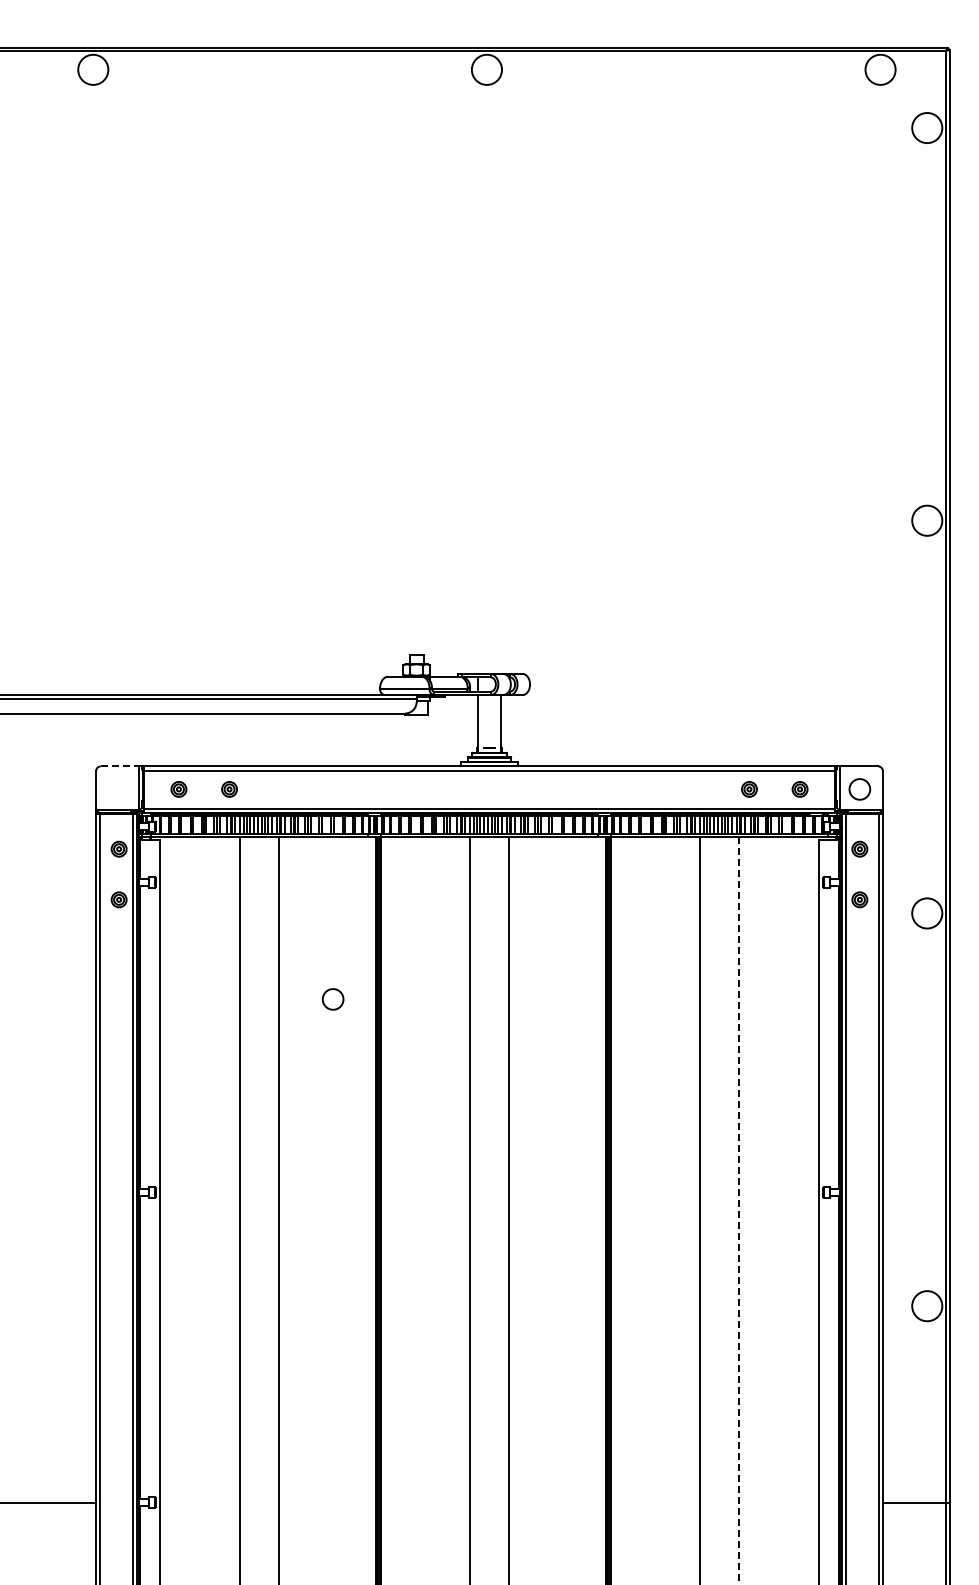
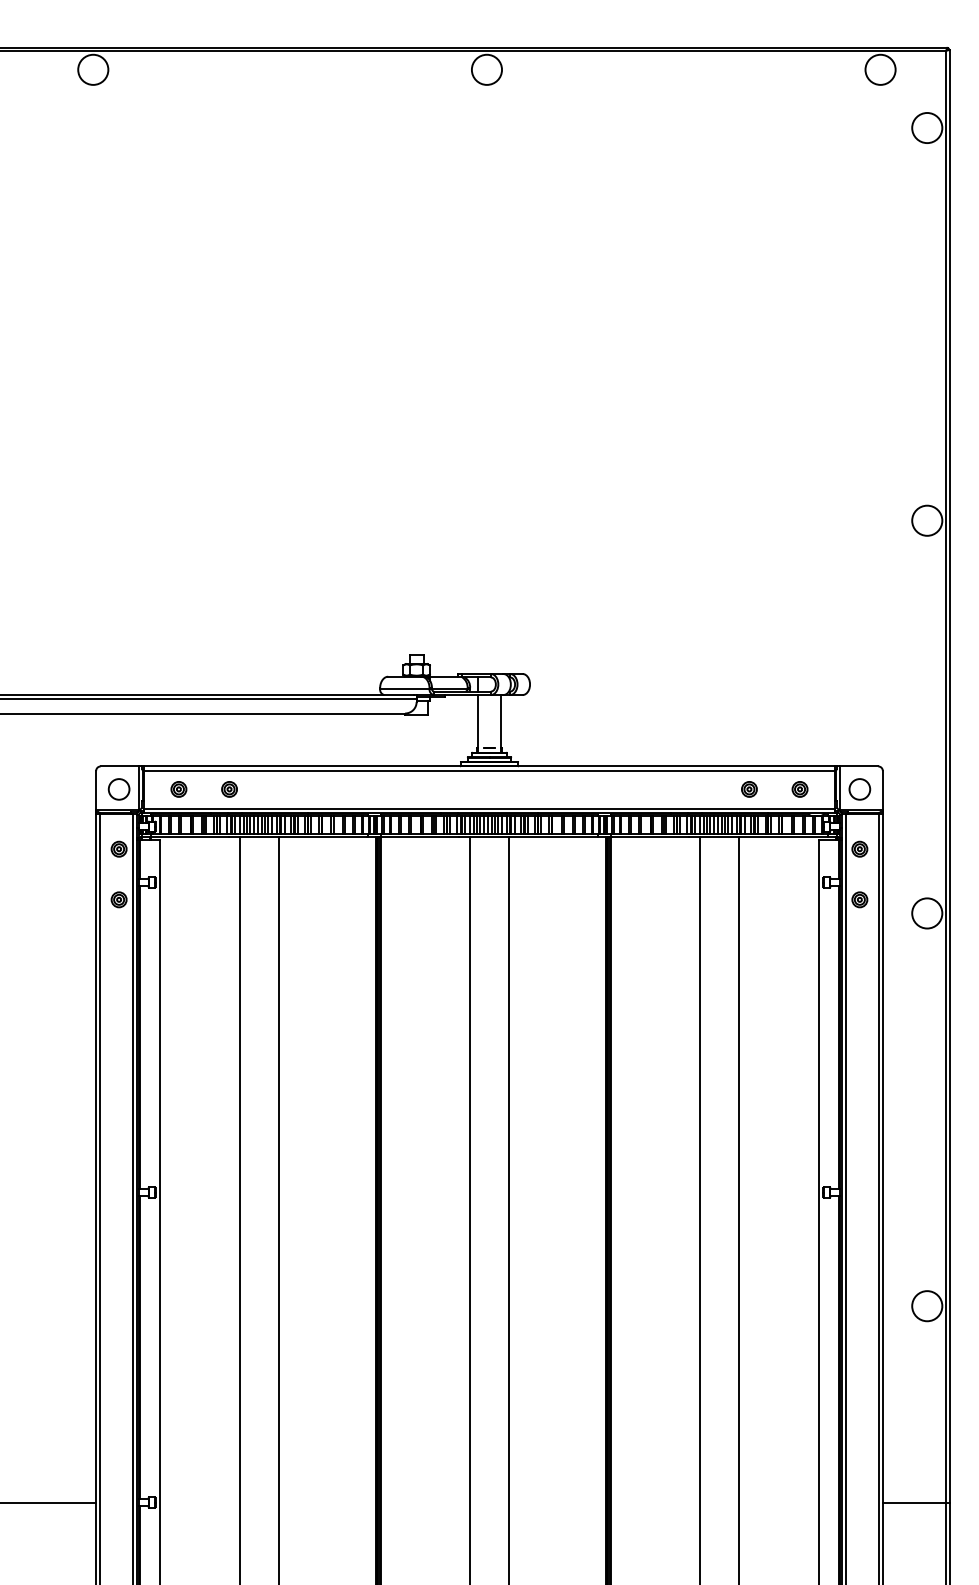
line: dashed -> solid (120, 766)
circle position: (332, 999) -> (118, 789) (118, 789)
line: dashed -> solid (739, 1210)
